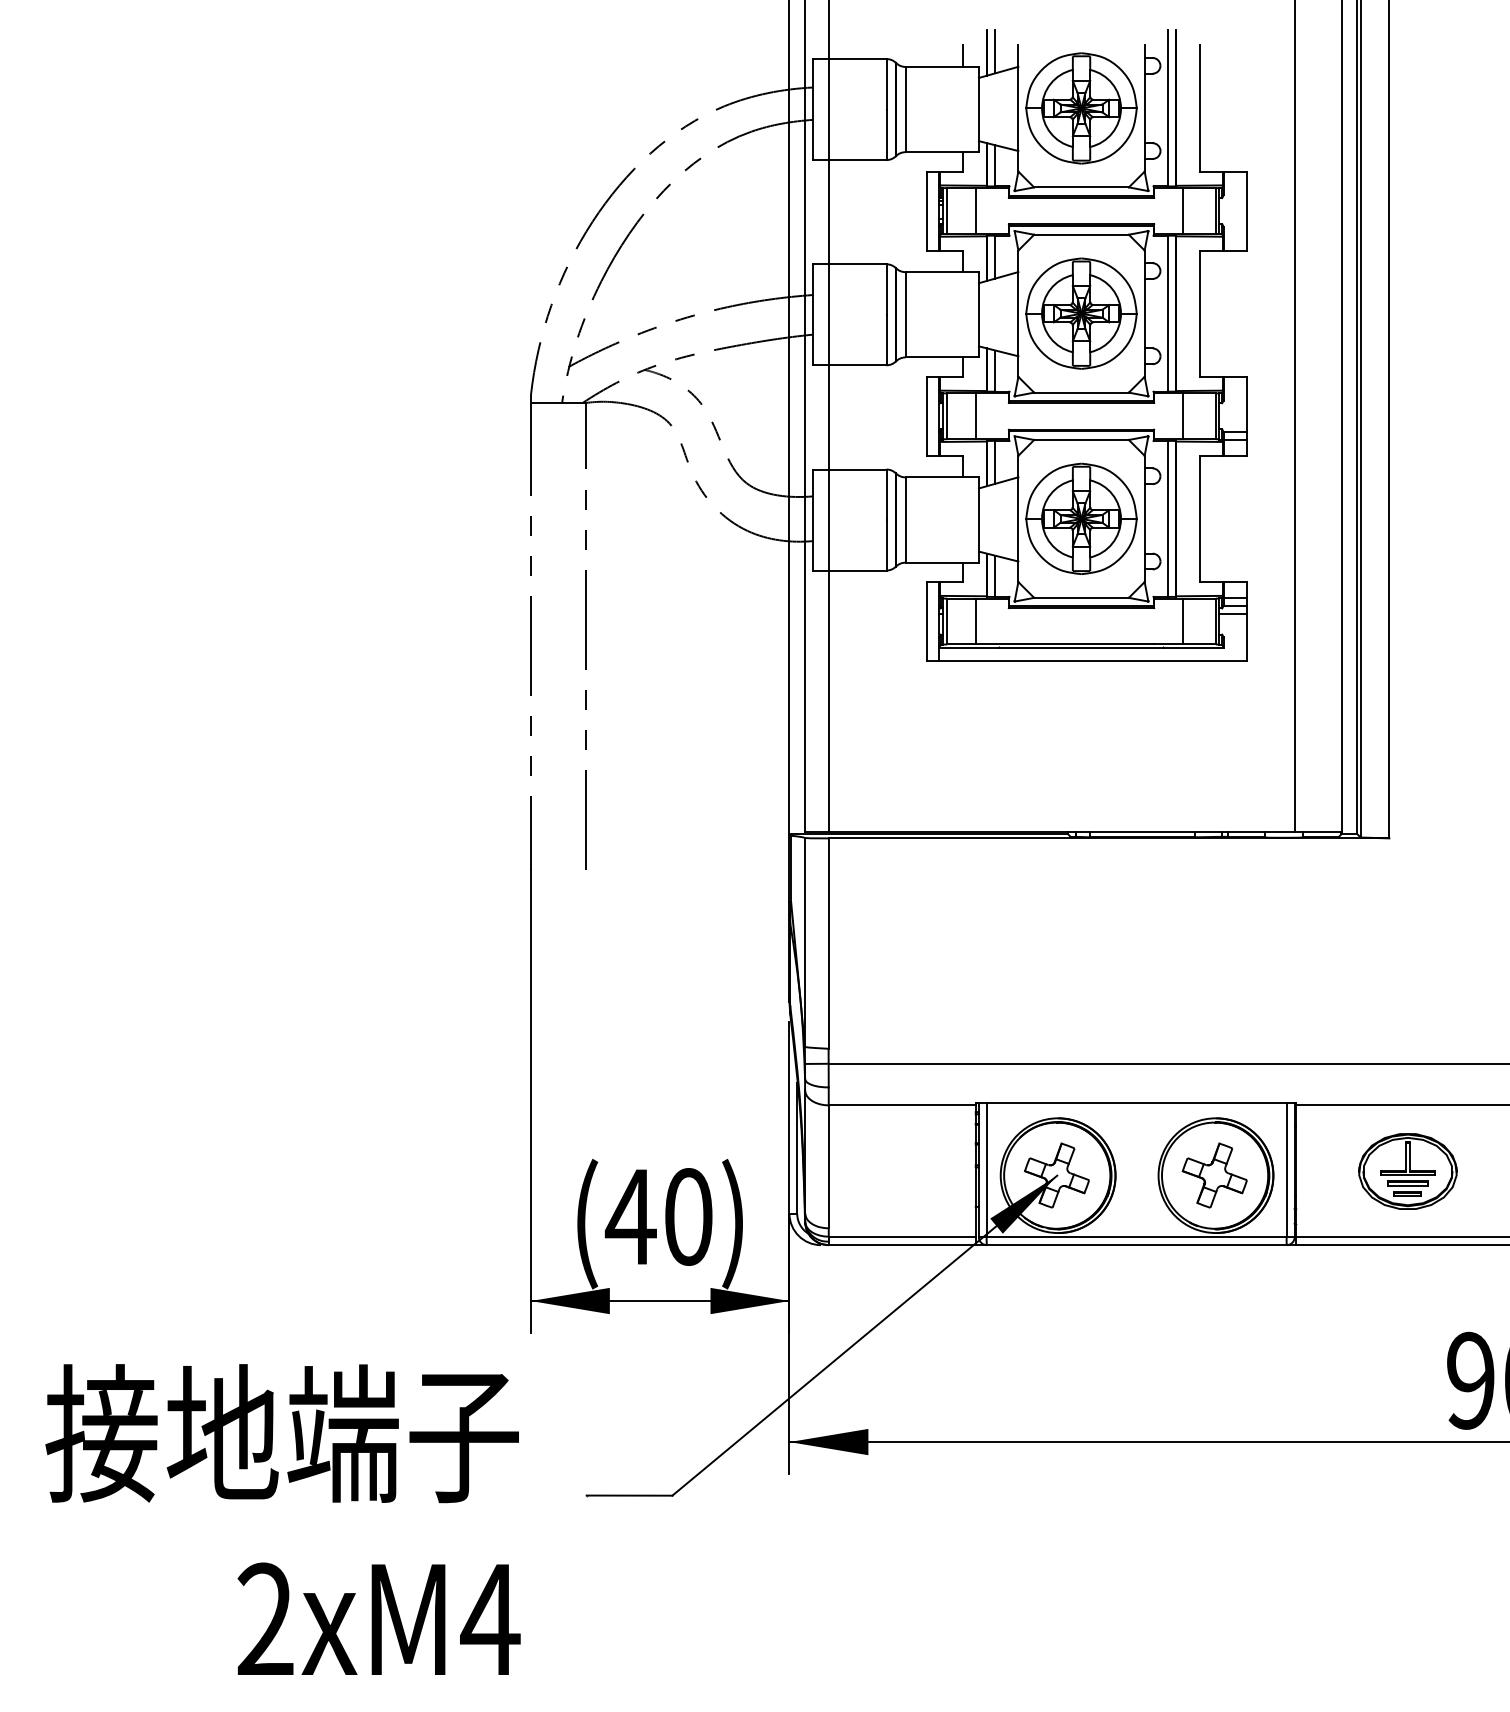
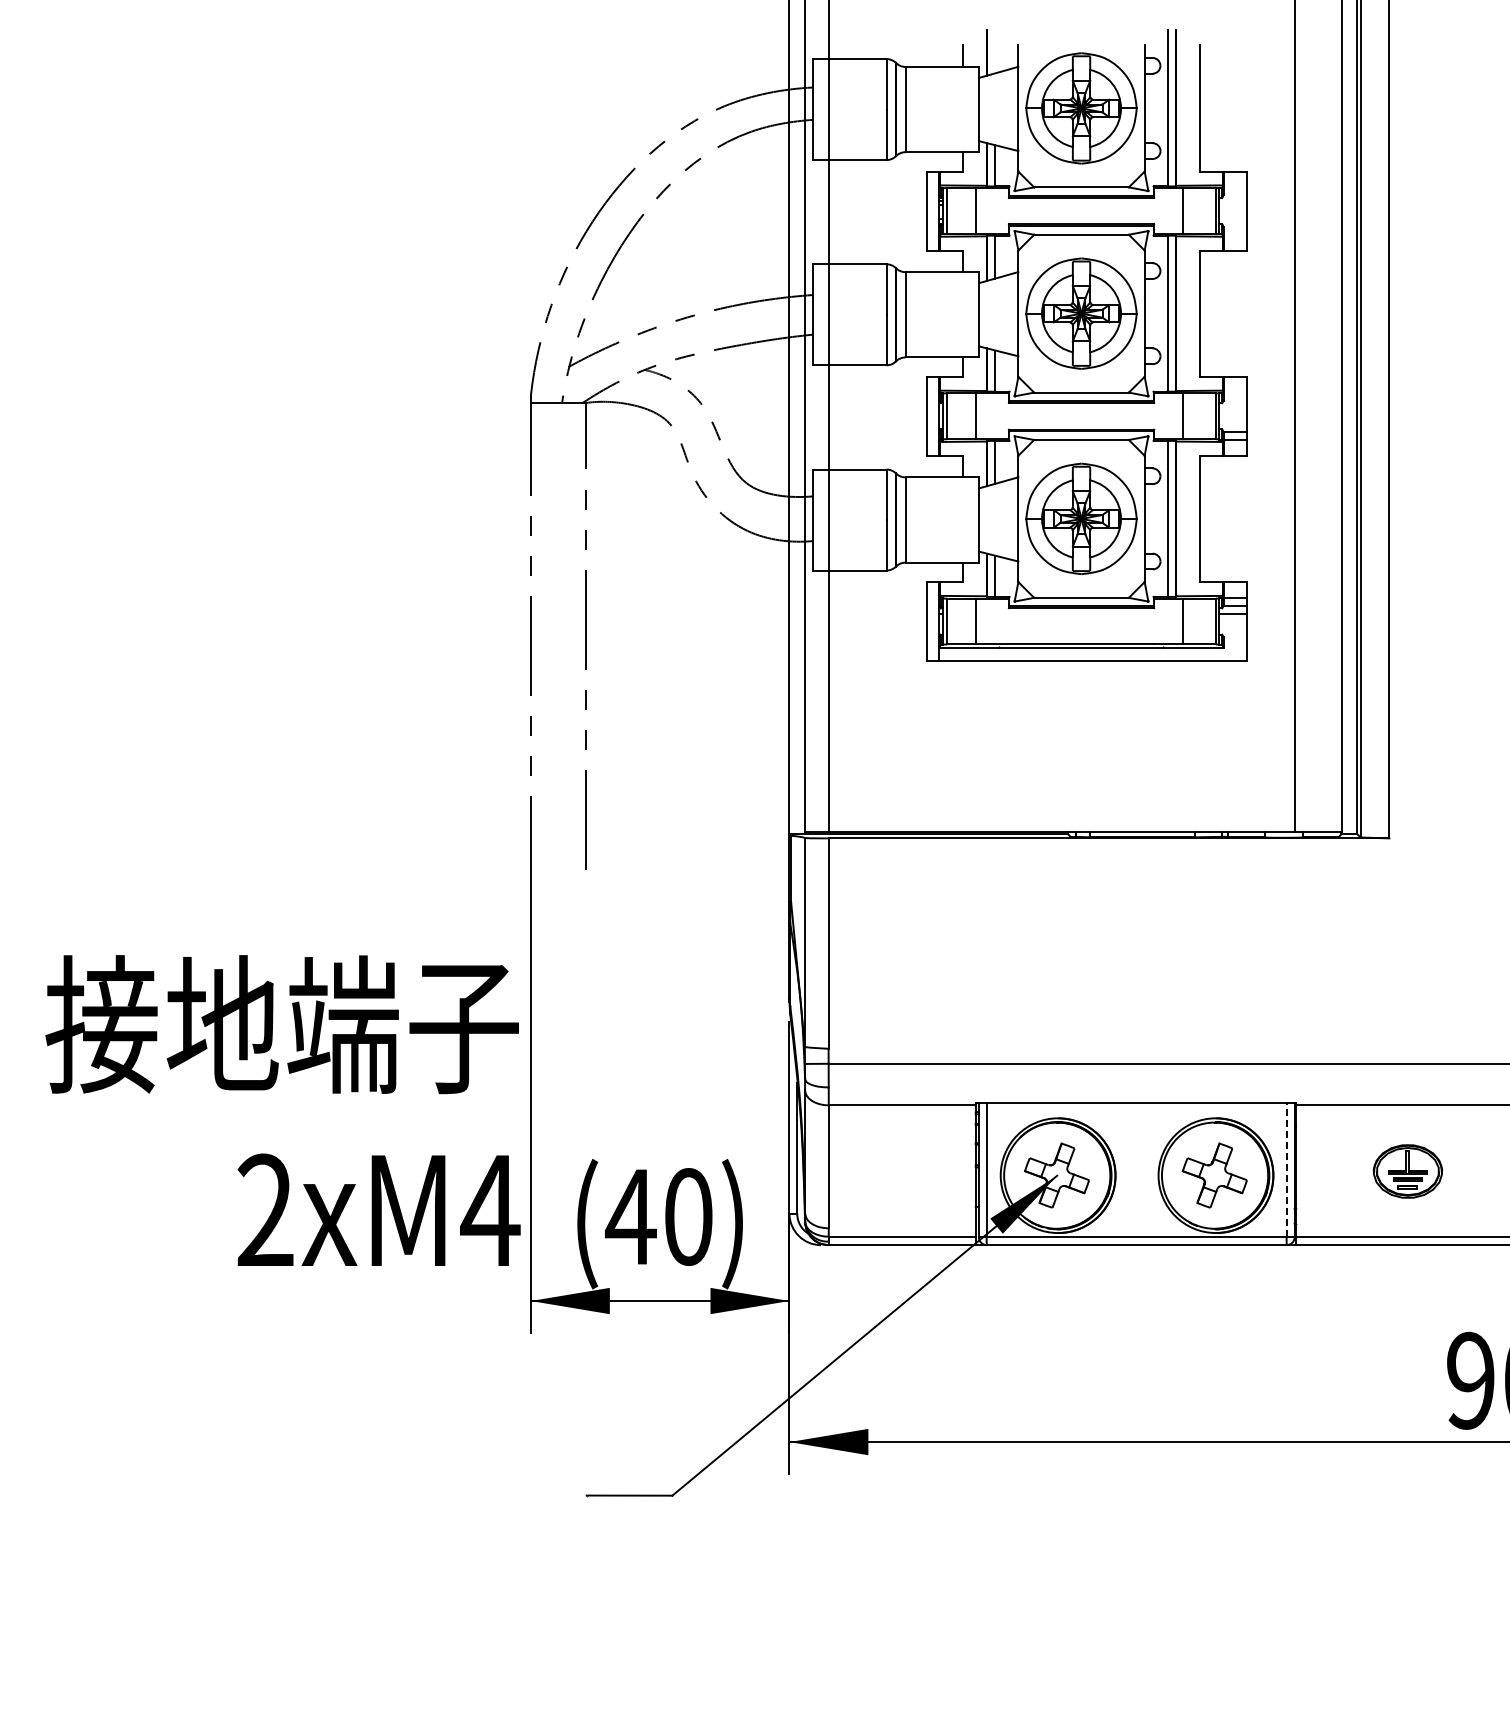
line: present -> none (995, 51)
line: solid -> dashed (1286, 1169)
part size: 100x77 px -> 72x55 px (1407, 1171)
text position: (282, 1519) -> (282, 1110) (282, 1110)
